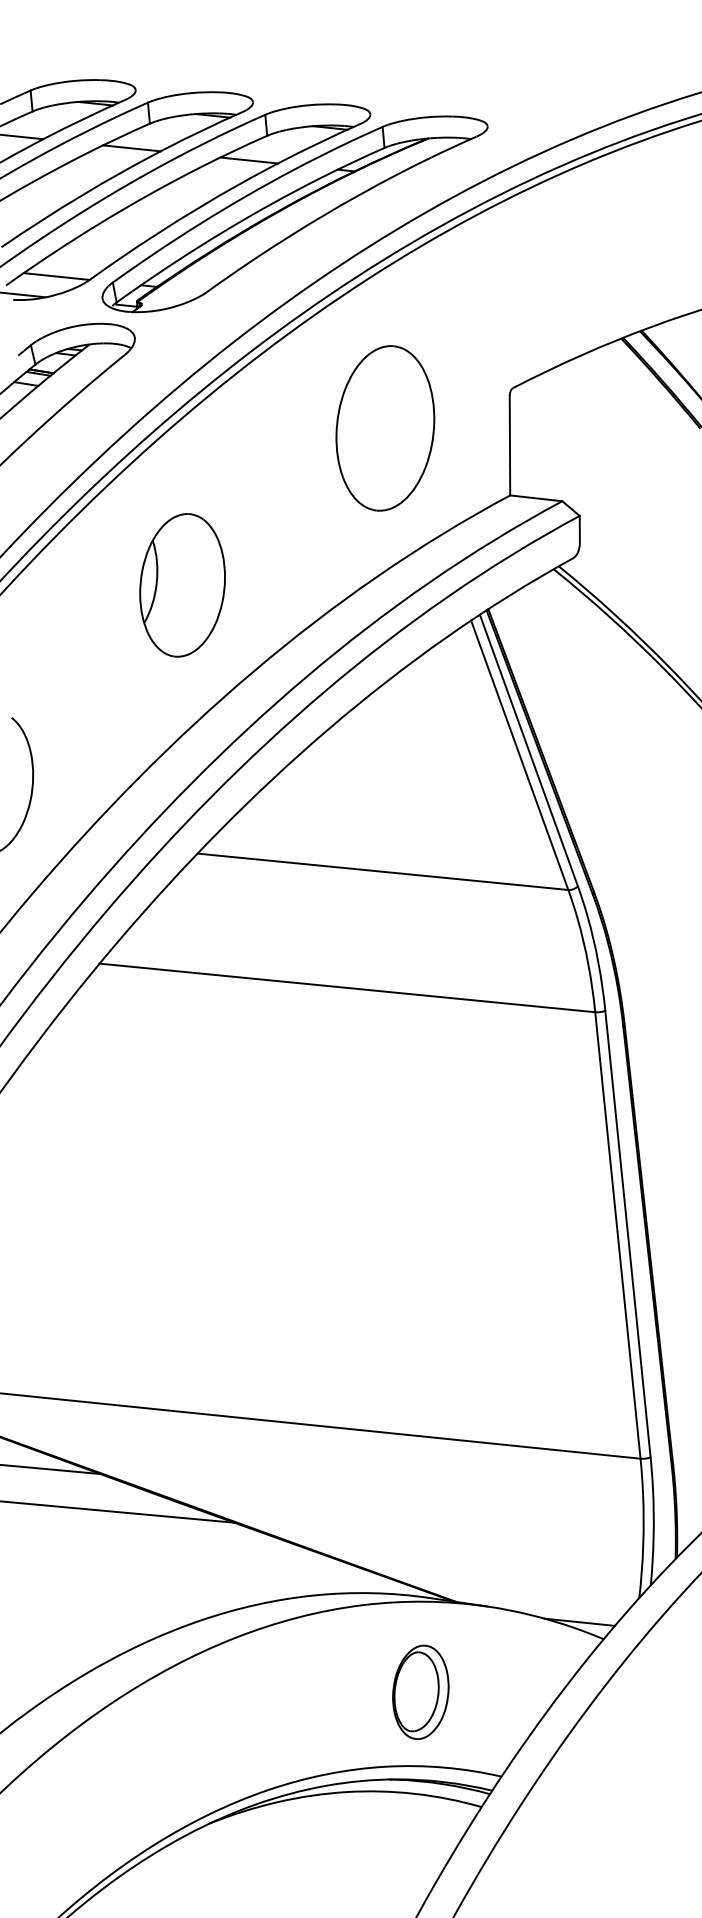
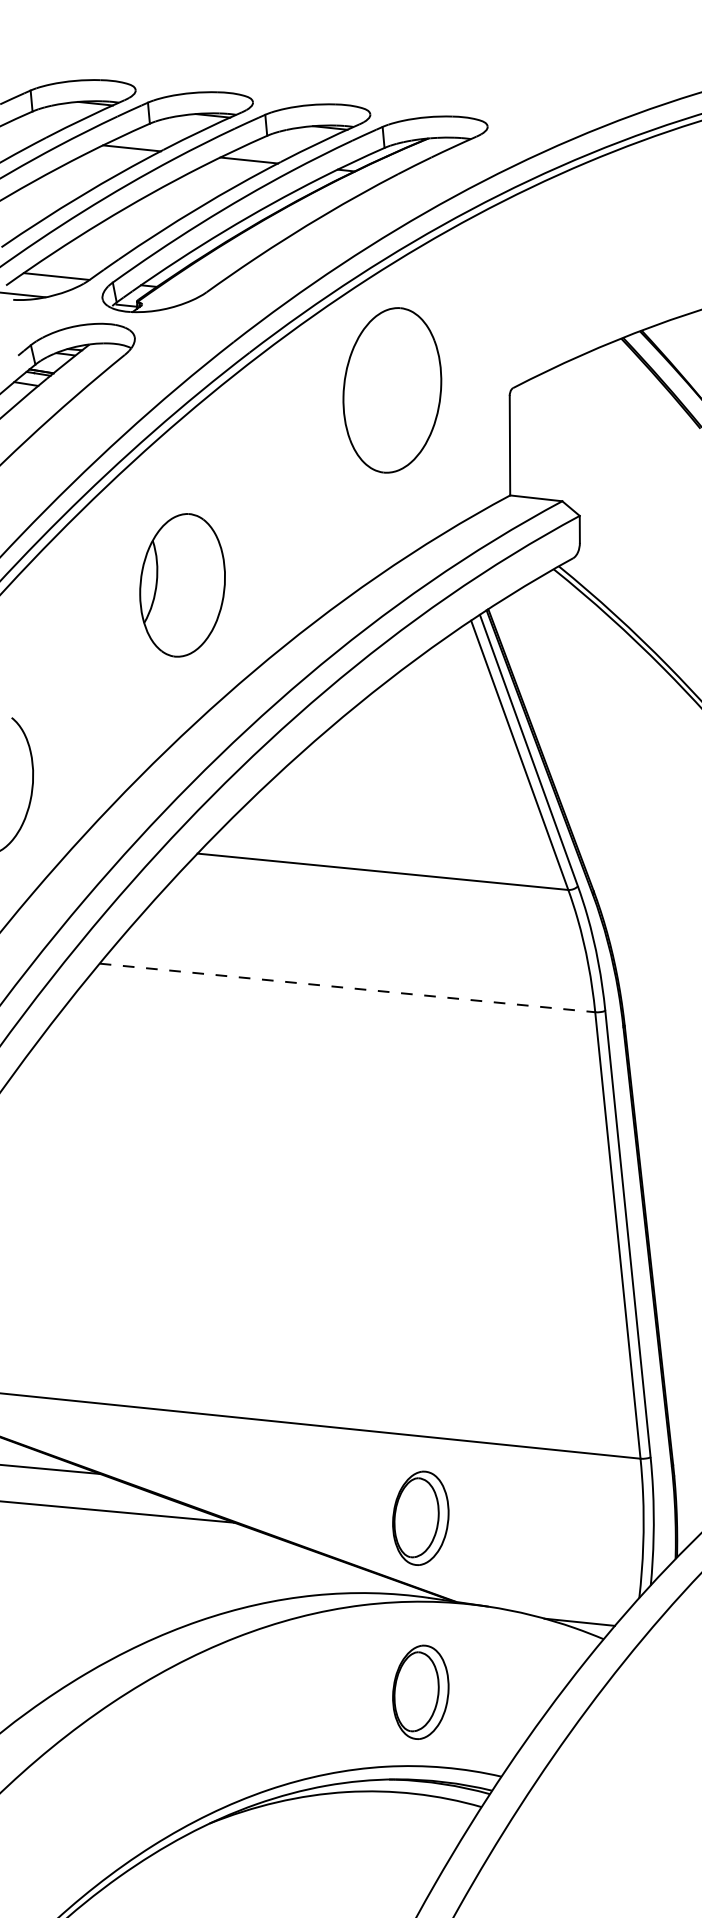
line: present -> none (22, 136)
part position: (385, 428) -> (392, 390) (392, 390)
line: solid -> dashed (347, 987)
part: none -> present (420, 1517)
